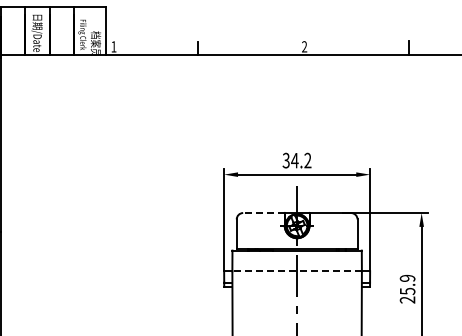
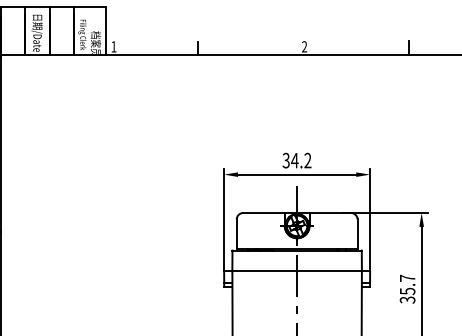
line: dashed -> solid (263, 213)
line: dashed -> solid (297, 271)
text: 25.9 -> 35.7 (407, 288)
